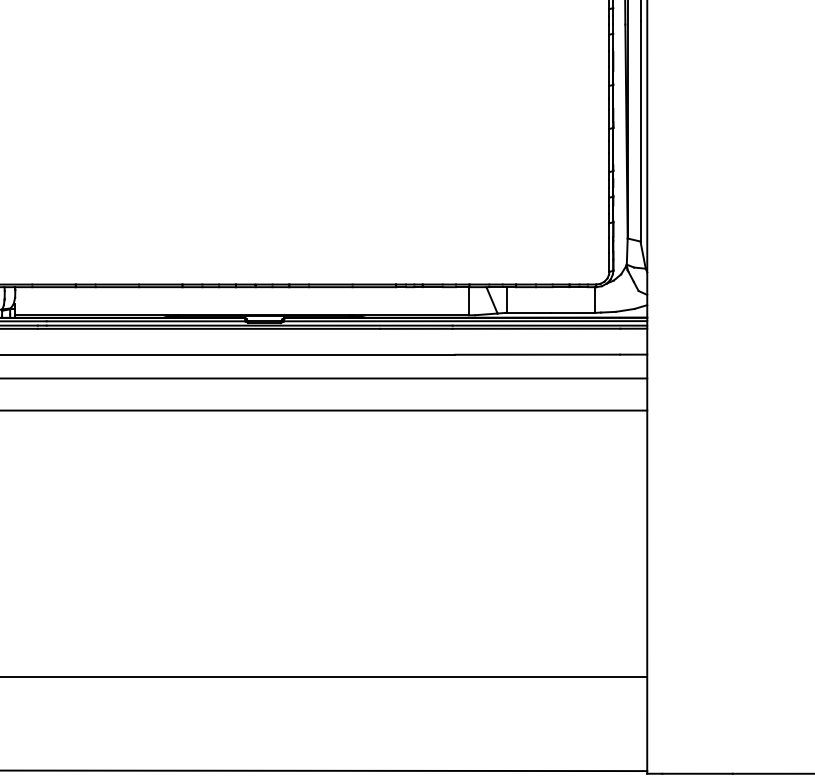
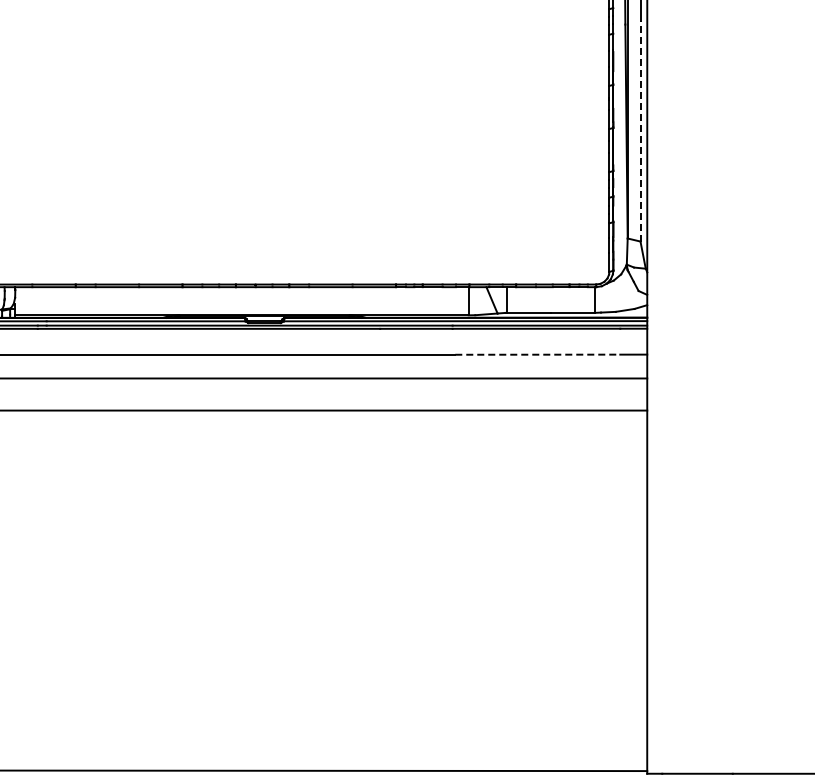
line: solid -> dashed (640, 130)
line: solid -> dashed (537, 354)
line: present -> none (324, 676)
